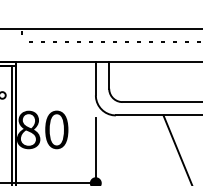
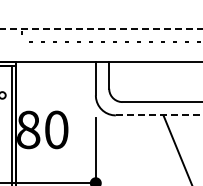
line: solid -> dashed (101, 28)
line: solid -> dashed (159, 115)
